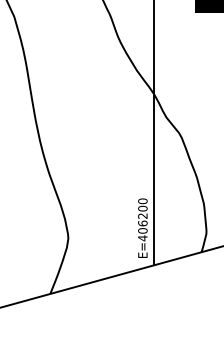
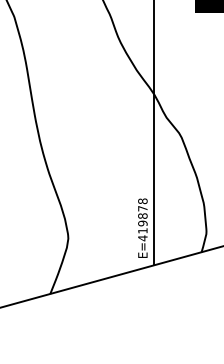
text: E=406200 -> E=419878 (142, 215)
